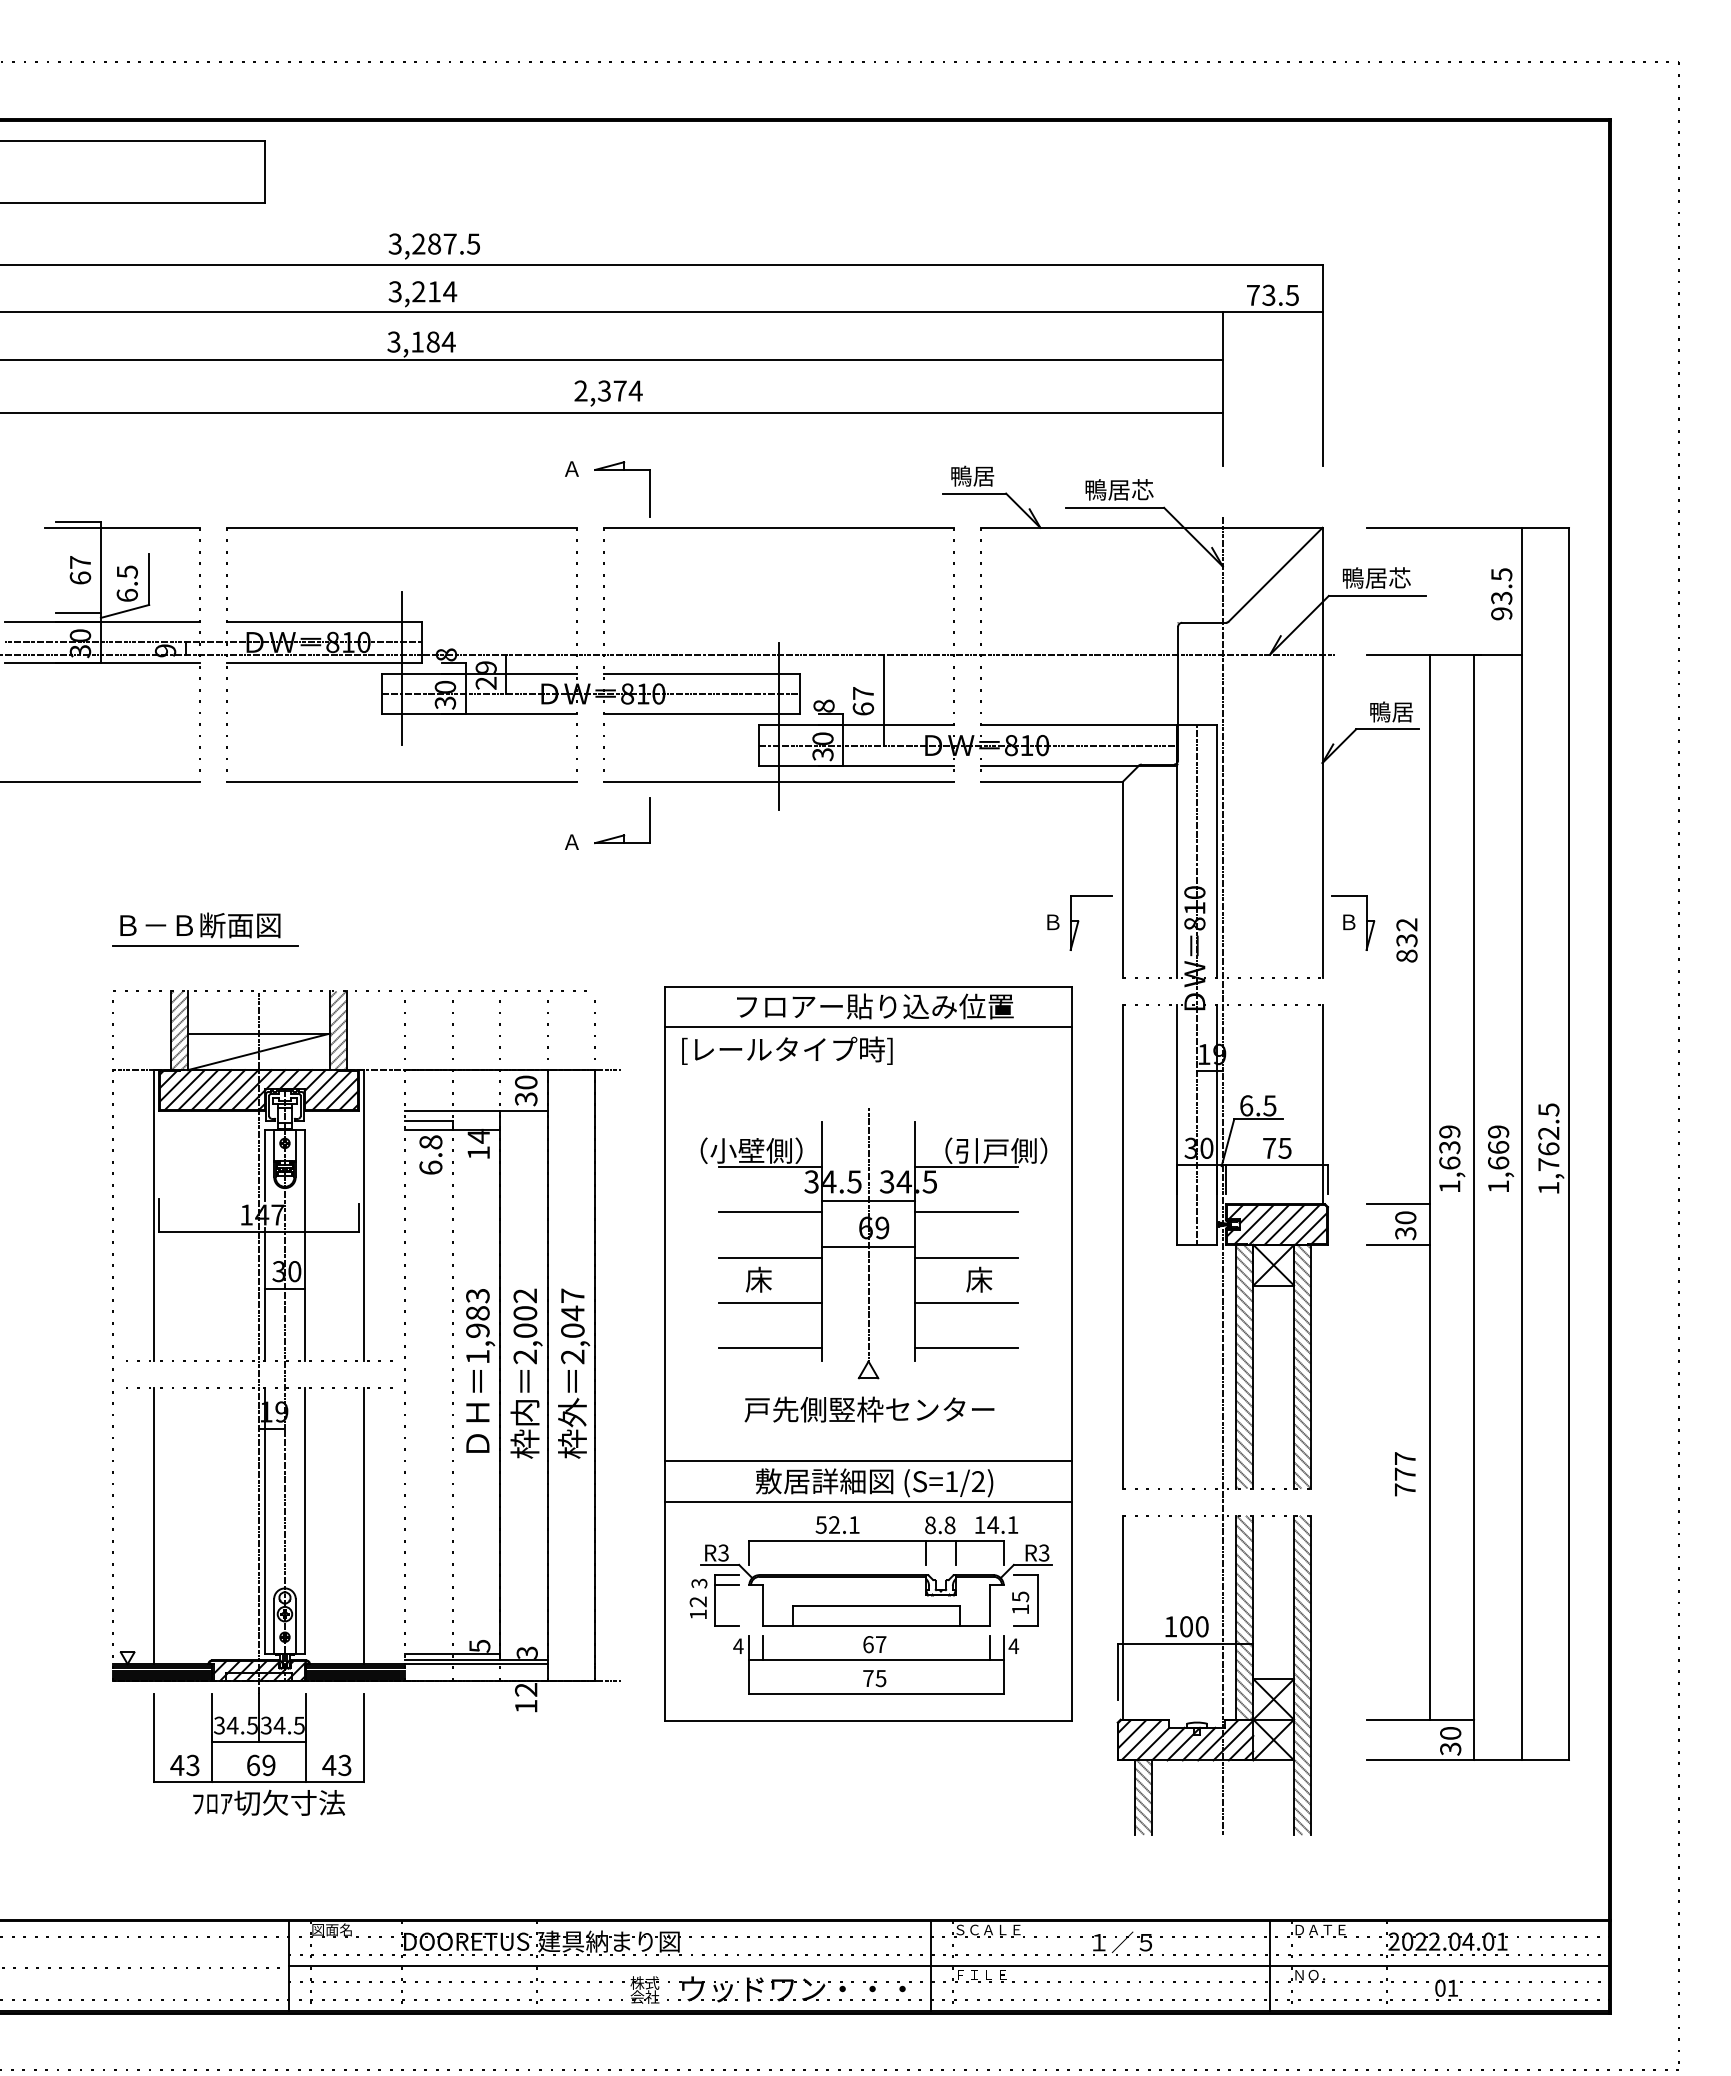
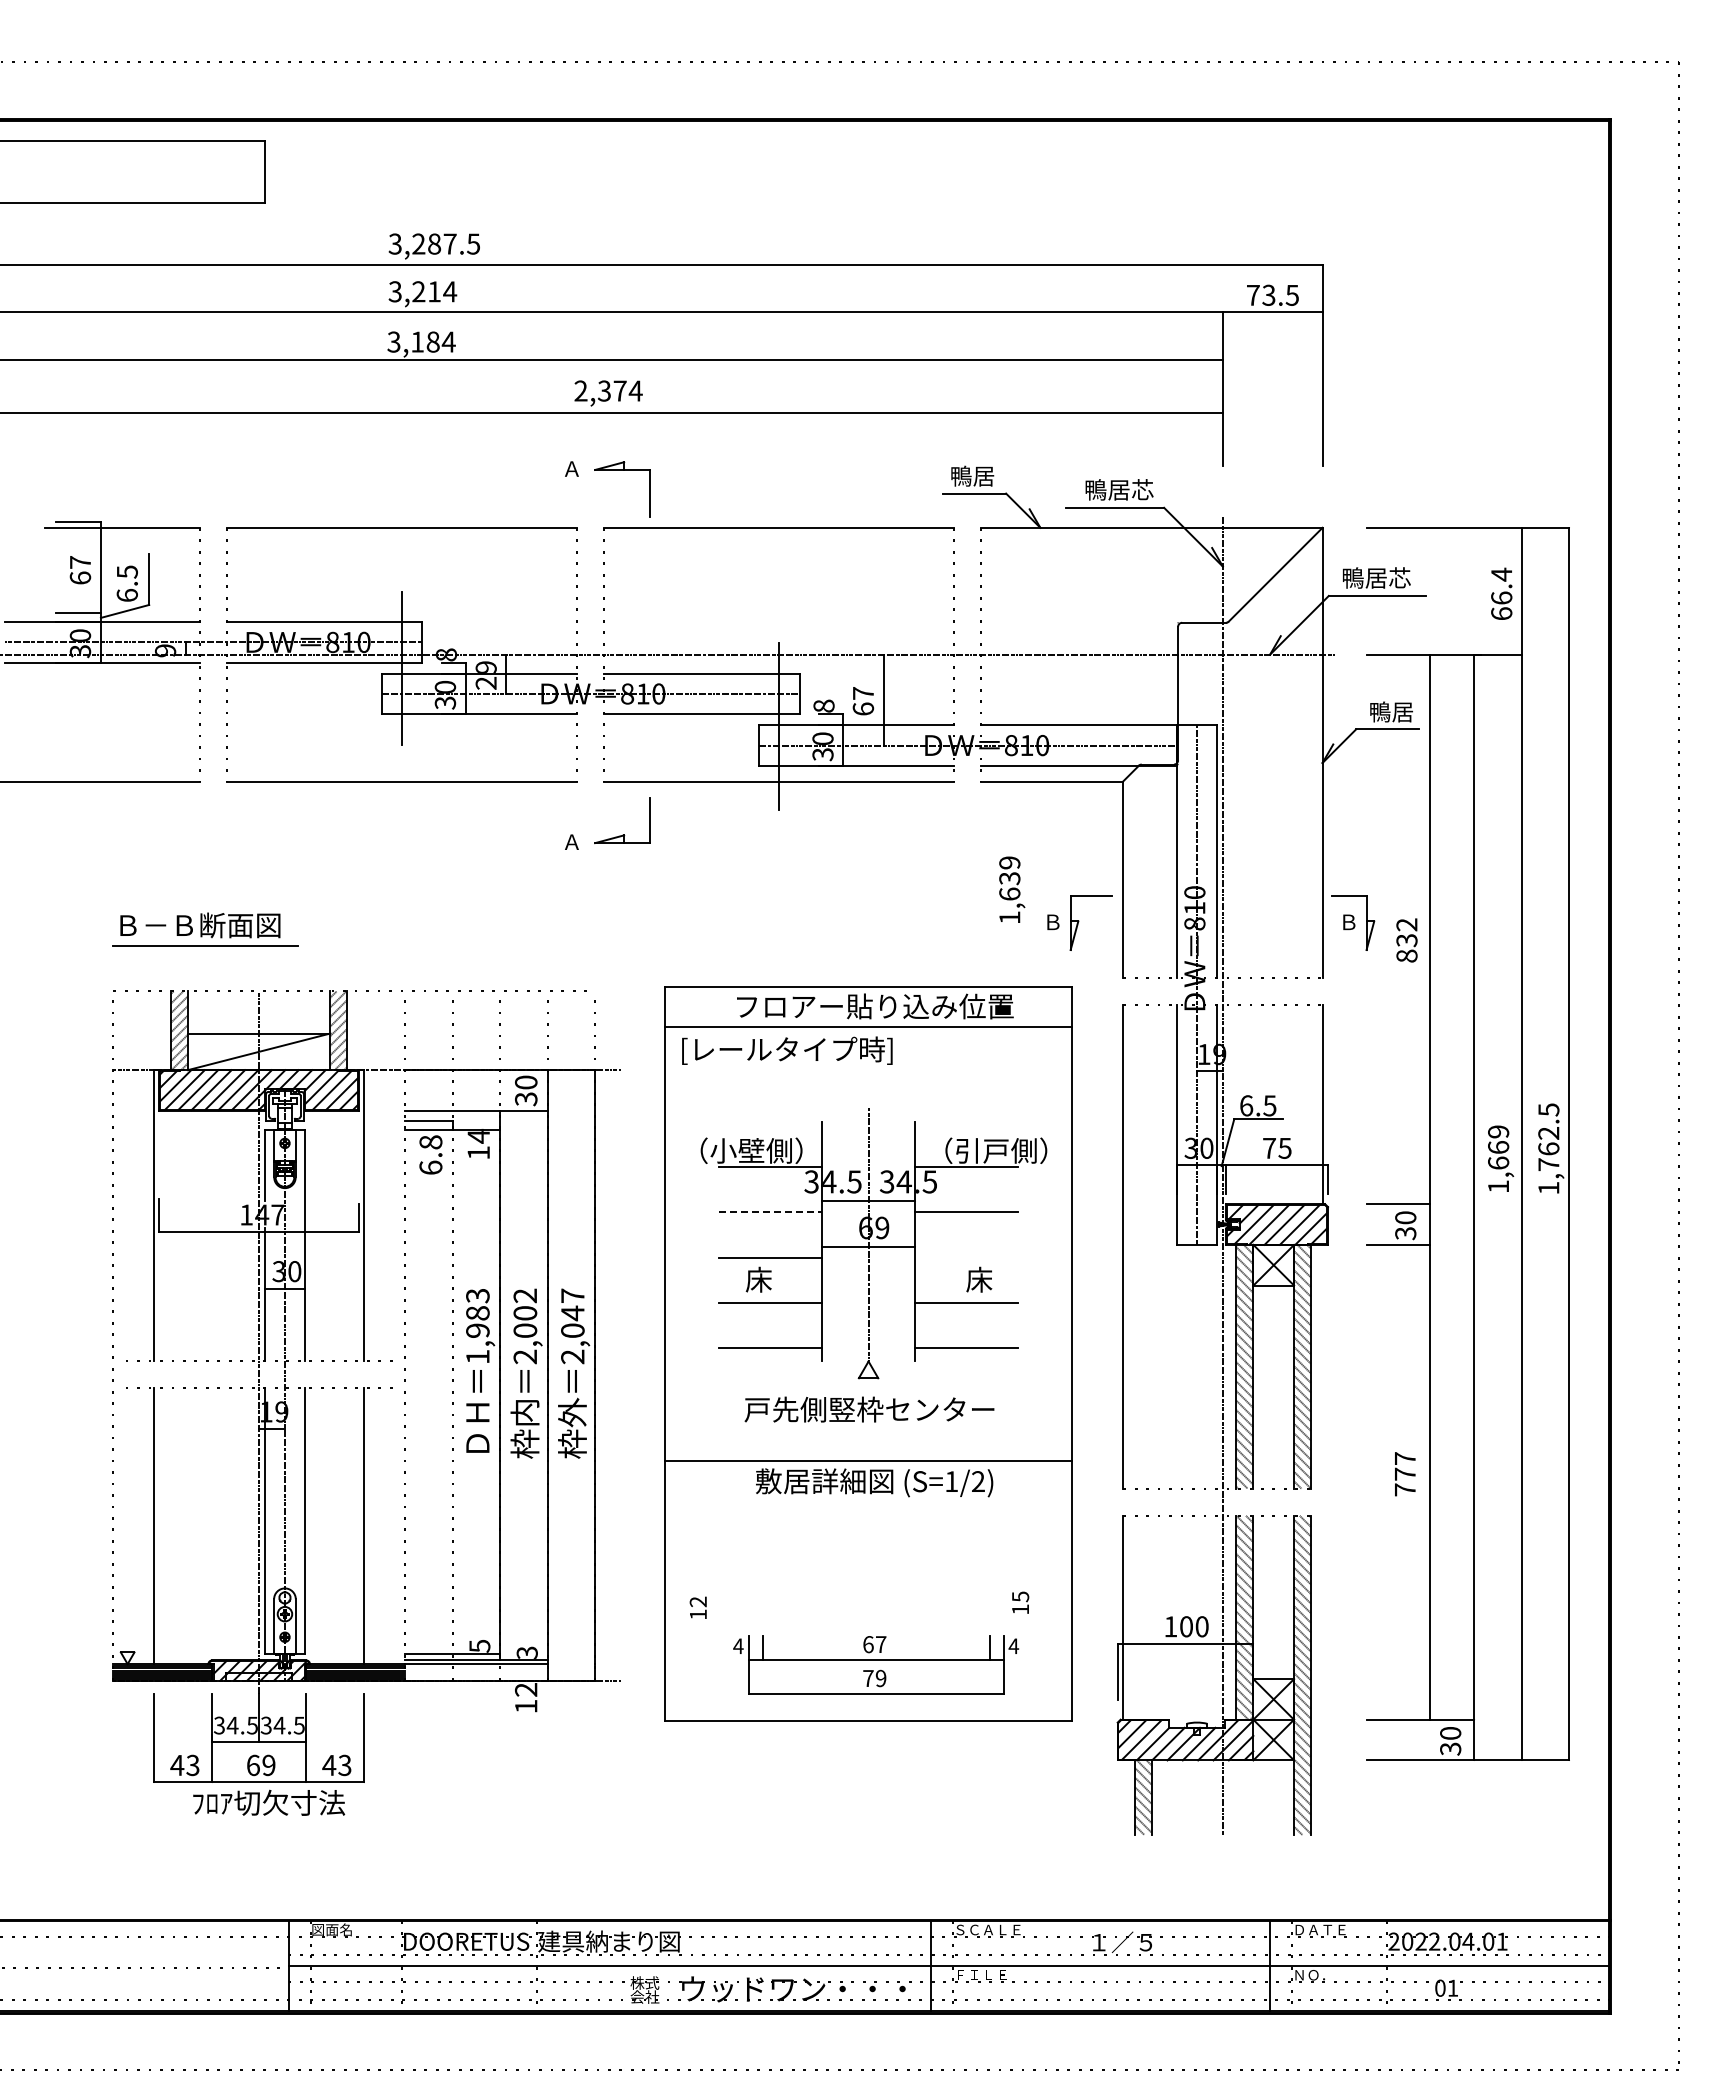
text: 93.5 -> 66.4 (1501, 593)
text position: (1452, 1158) -> (1012, 889) (1012, 889)
line: solid -> dashed (771, 1212)
line: present -> none (966, 1257)
line: present -> none (868, 1502)
part: present -> none (871, 1571)
text: 75 -> 79 (880, 1678)
